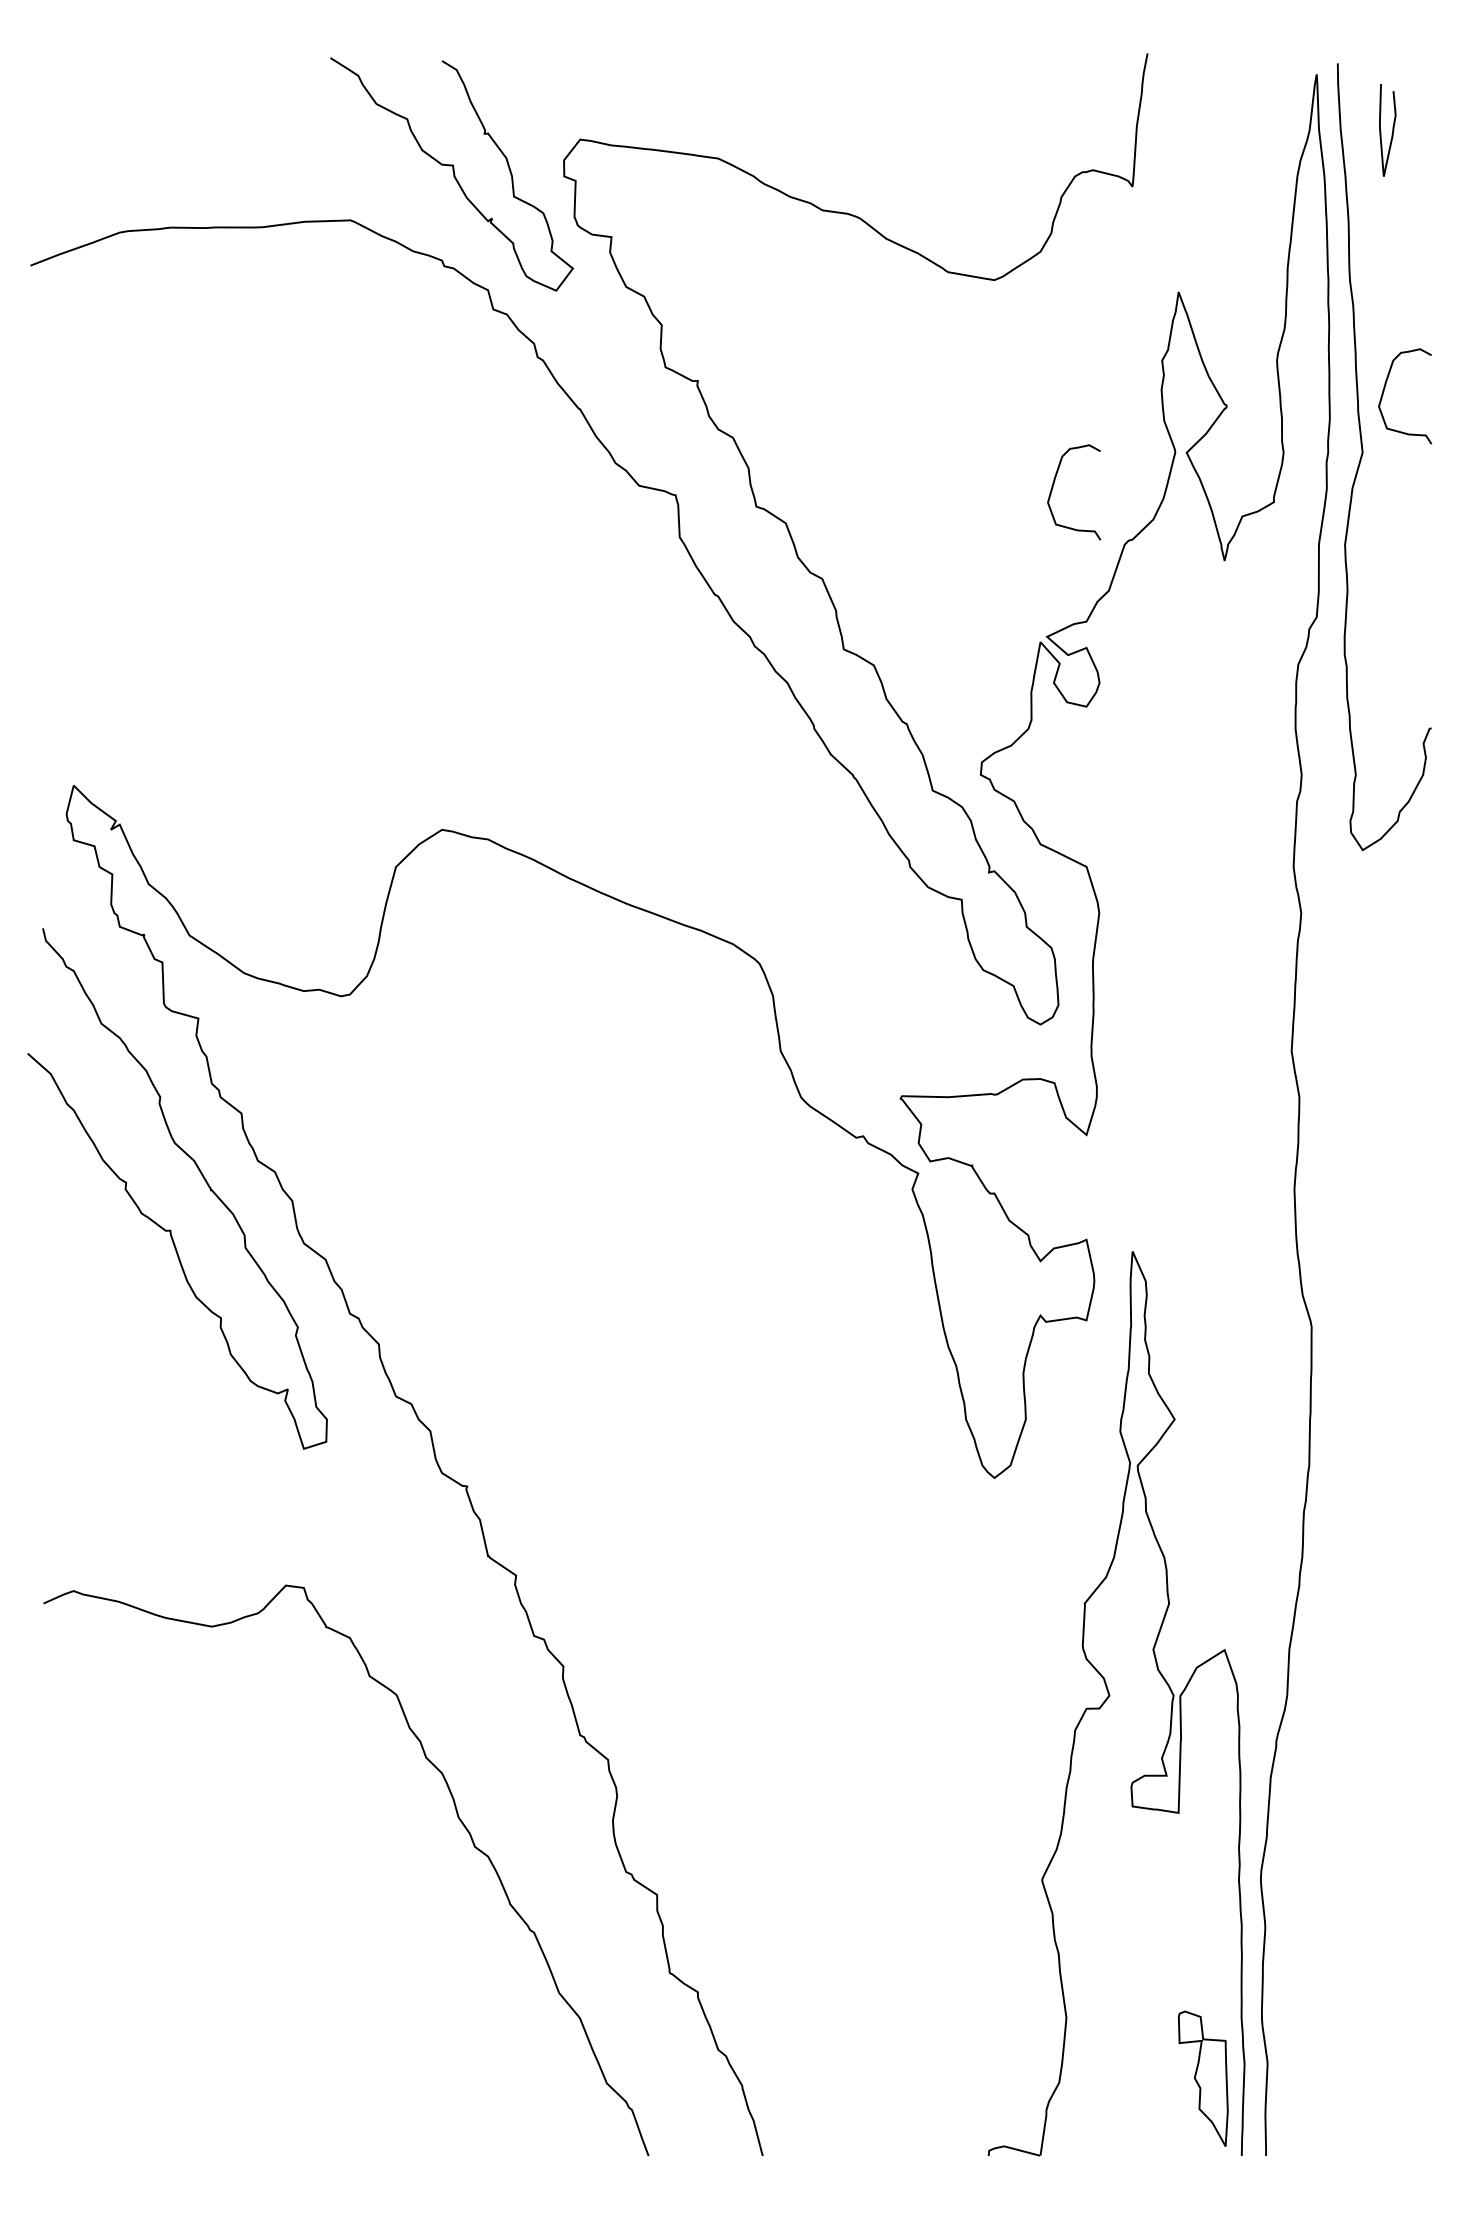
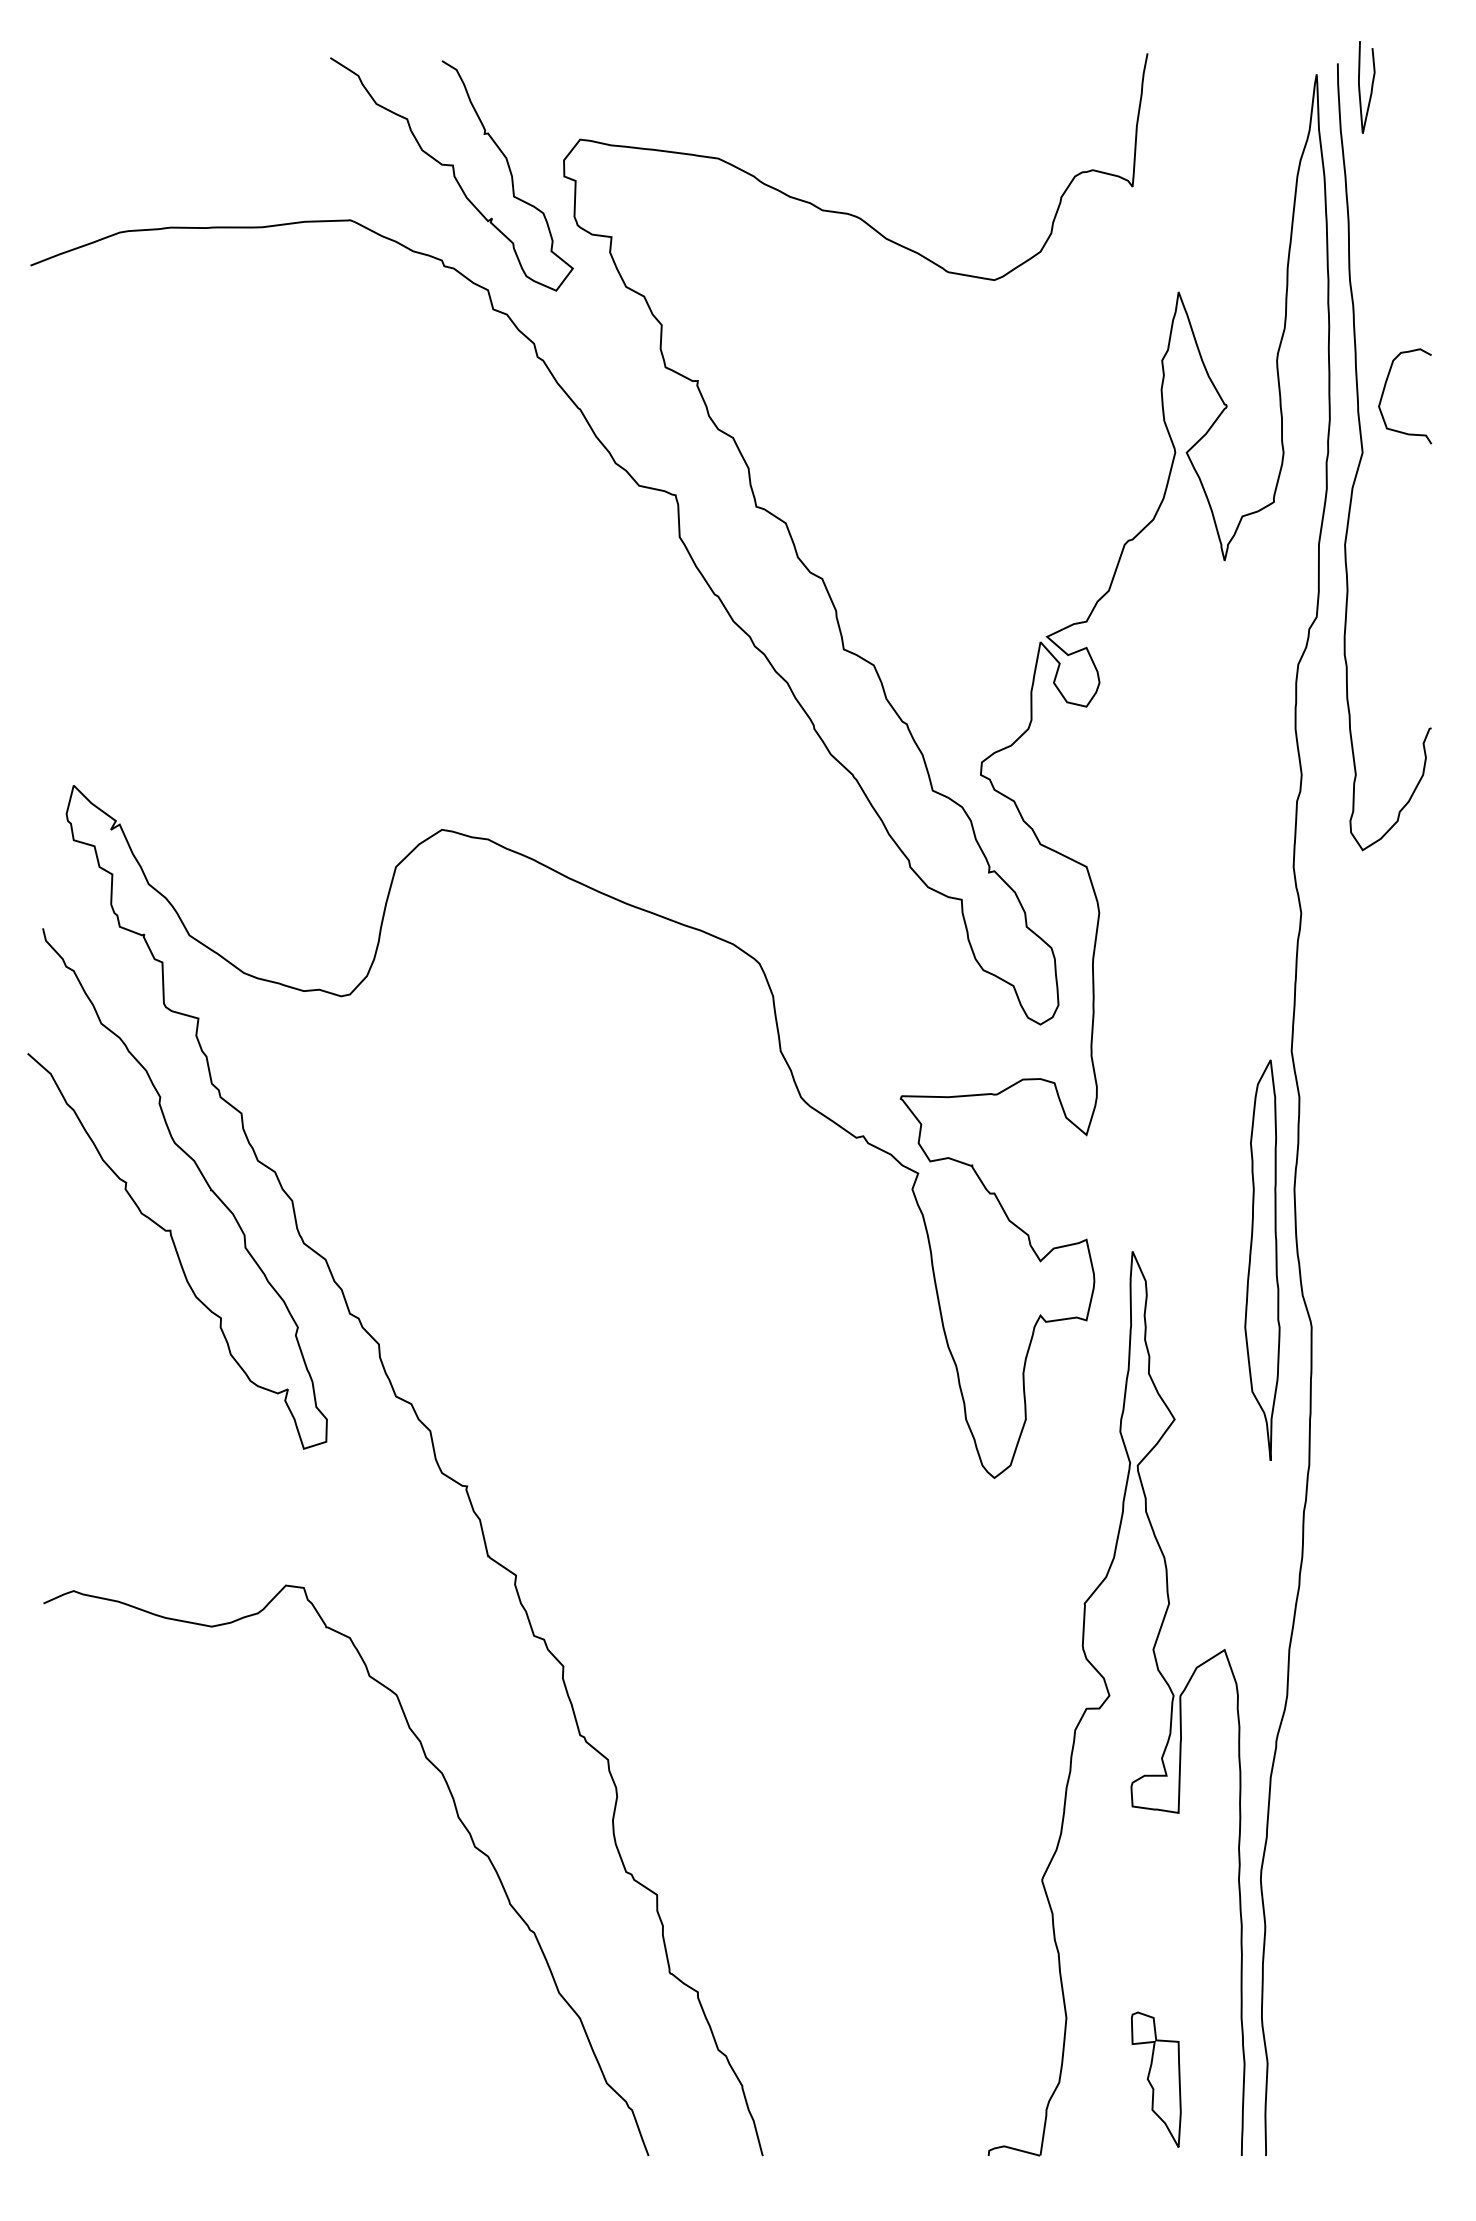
curve position: (1392, 130) -> (1371, 87) (1371, 87)
curve: present -> none (1054, 484)
part: none -> present (1262, 1259)
part position: (1203, 2078) -> (1156, 2079) (1156, 2079)
